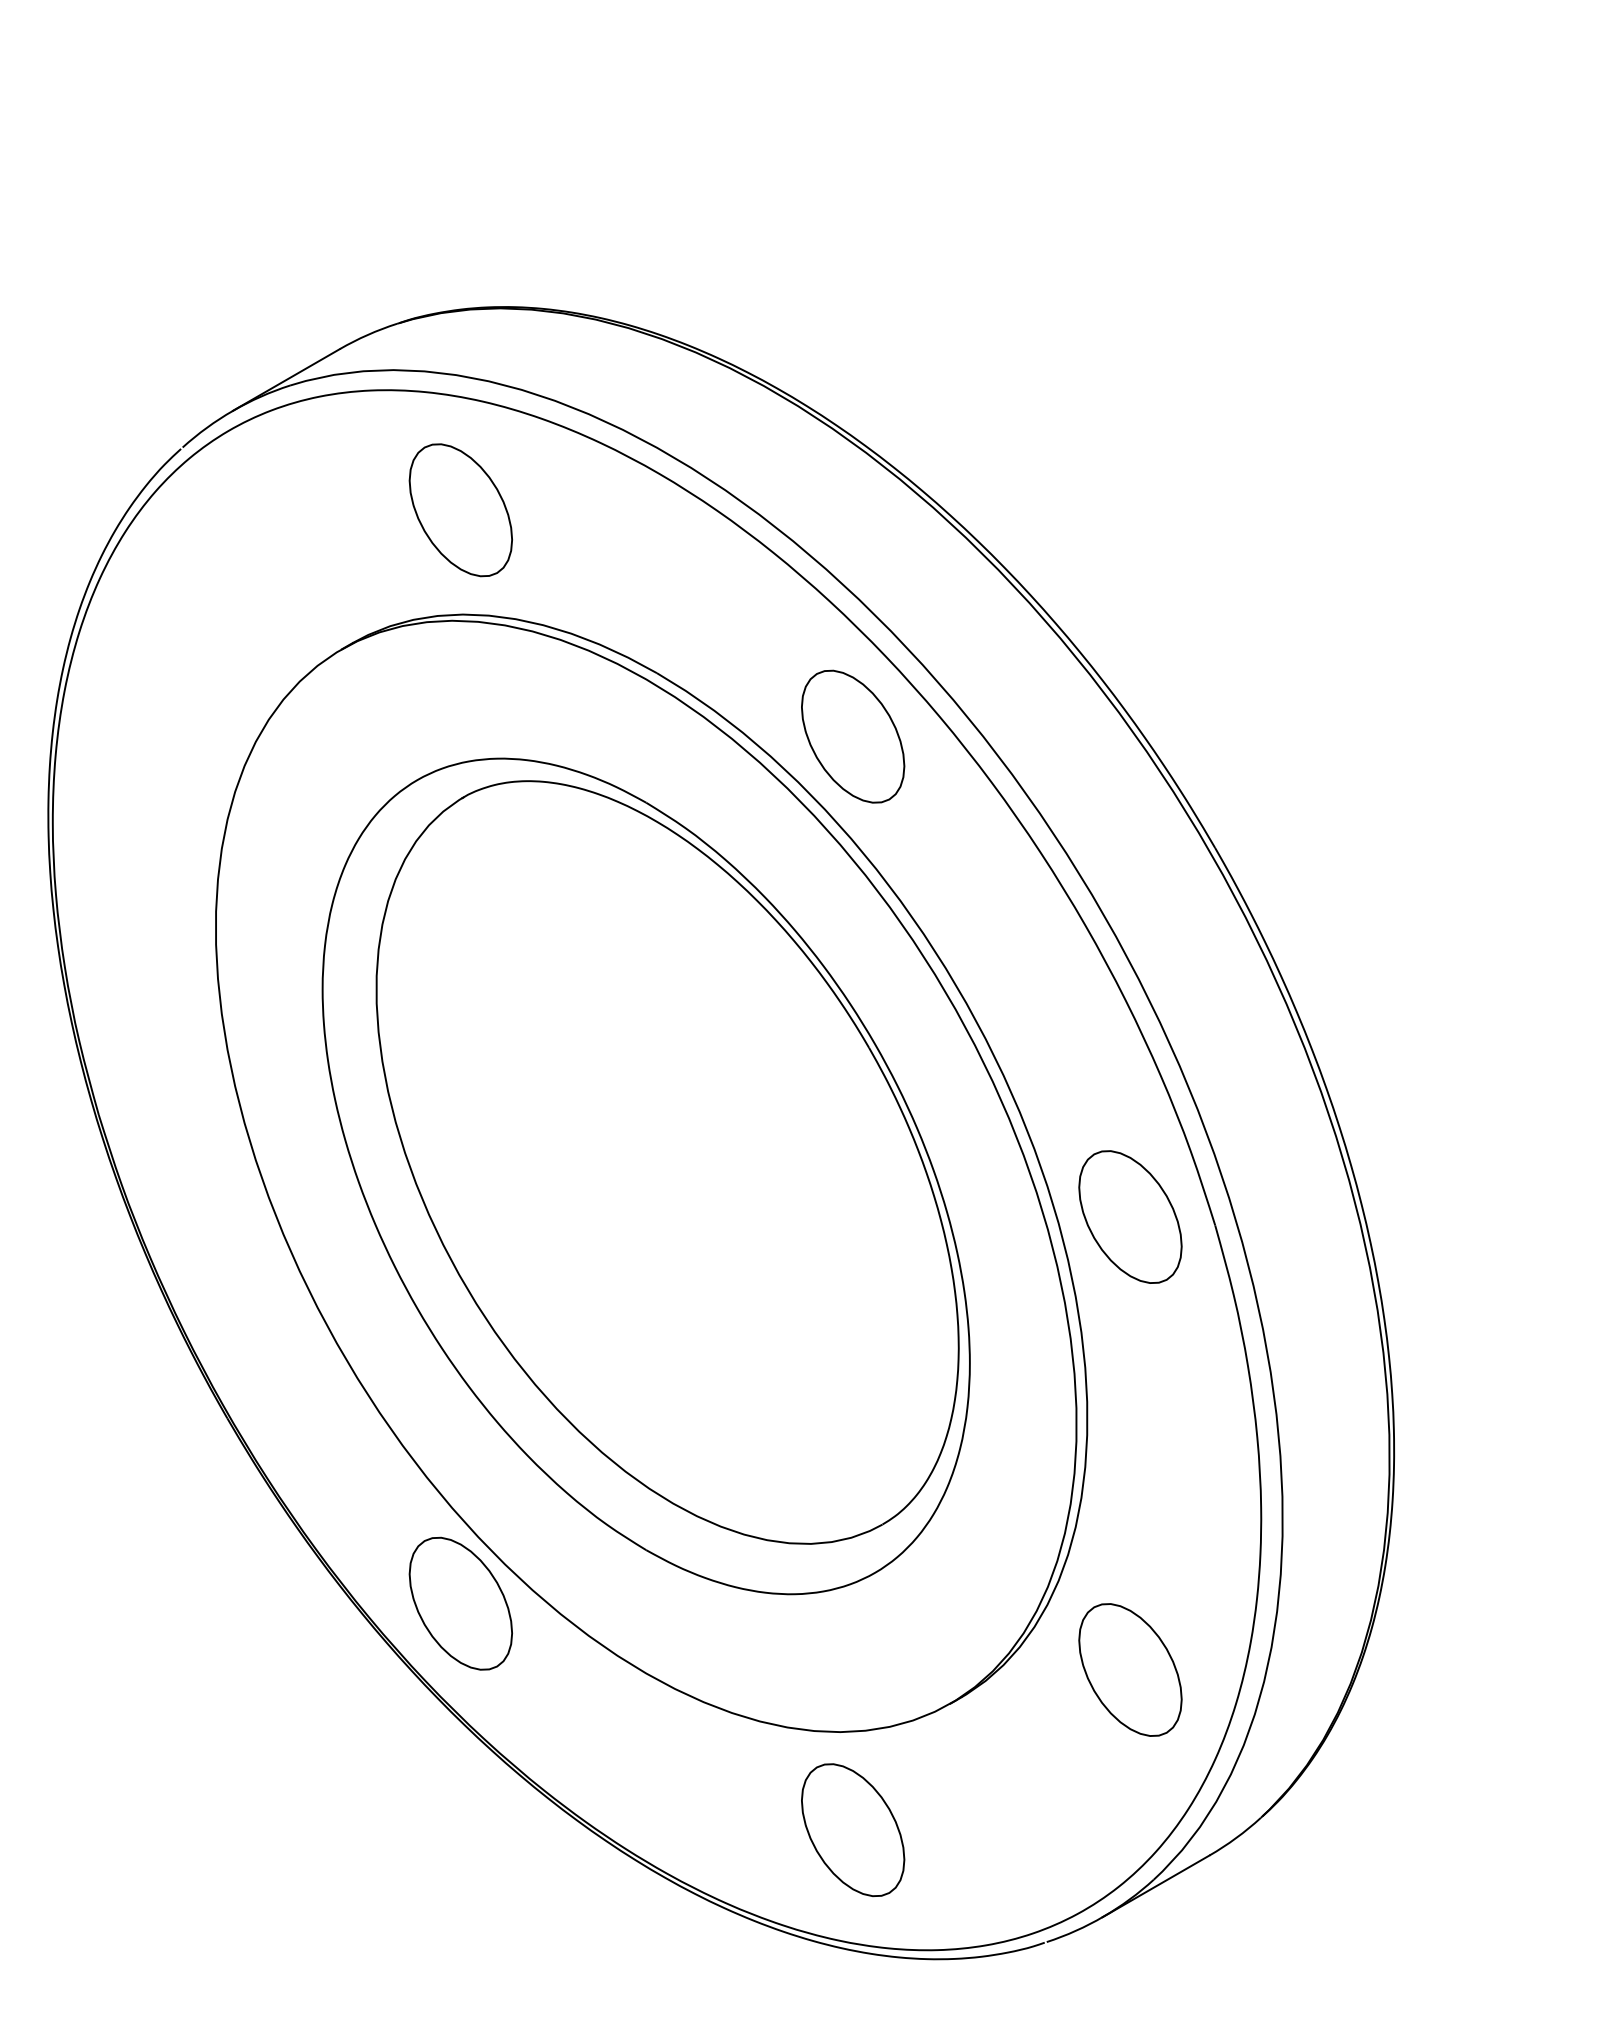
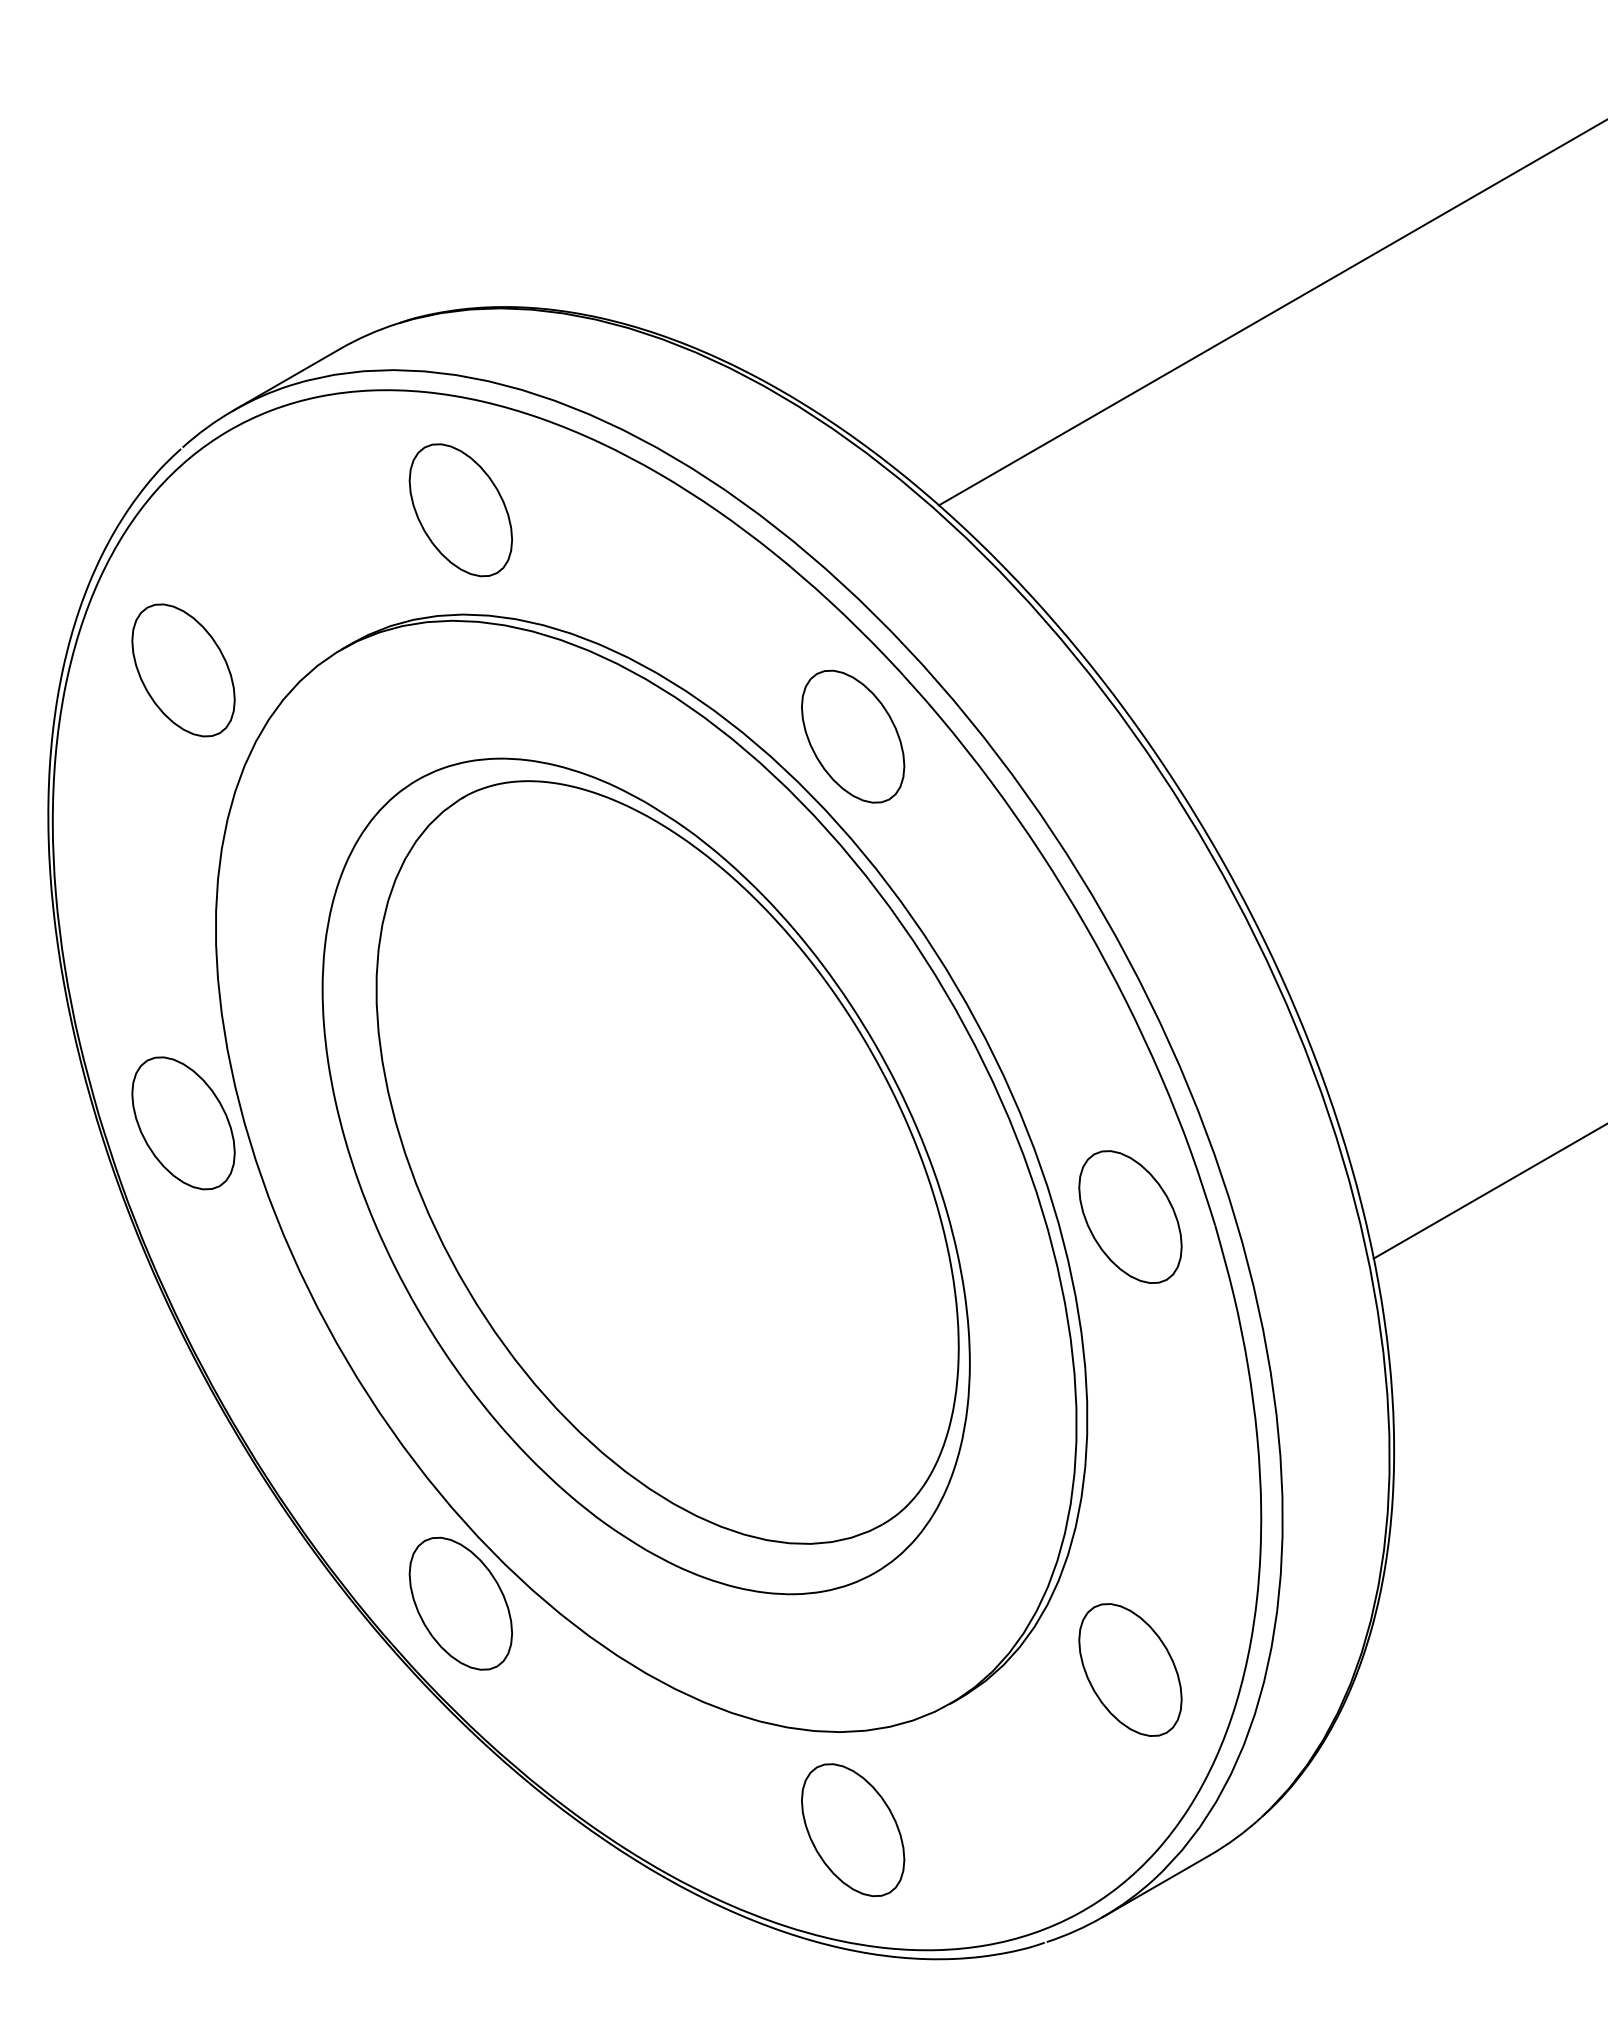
line: none -> present (1271, 313)
part: none -> present (183, 670)
part: none -> present (183, 1123)
line: none -> present (1488, 1191)
